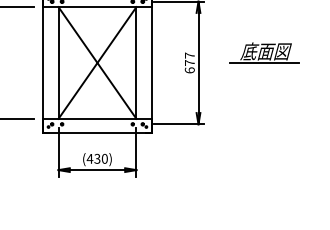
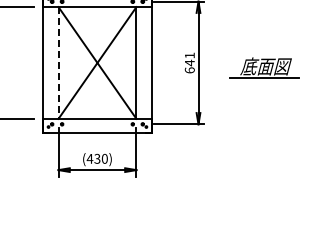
part position: (264, 52) -> (264, 67) (264, 67)
text: 677 -> 641 (189, 59)
line: solid -> dashed (58, 62)
